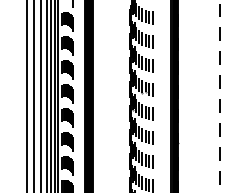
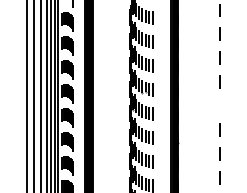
line: present -> none (219, 105)
